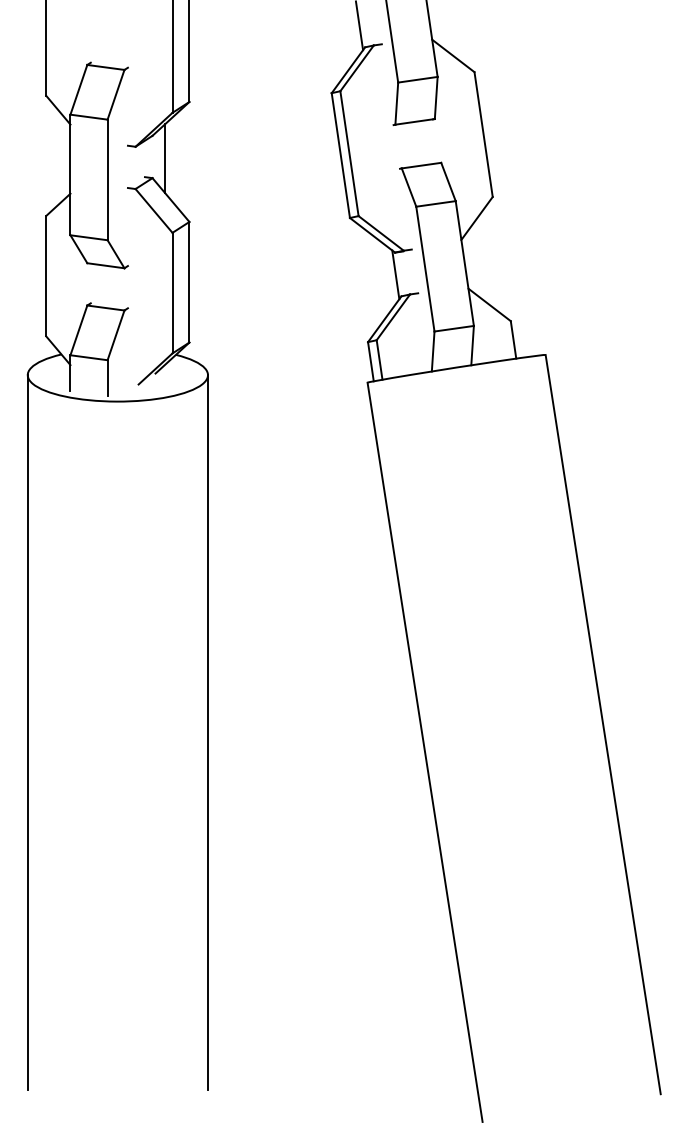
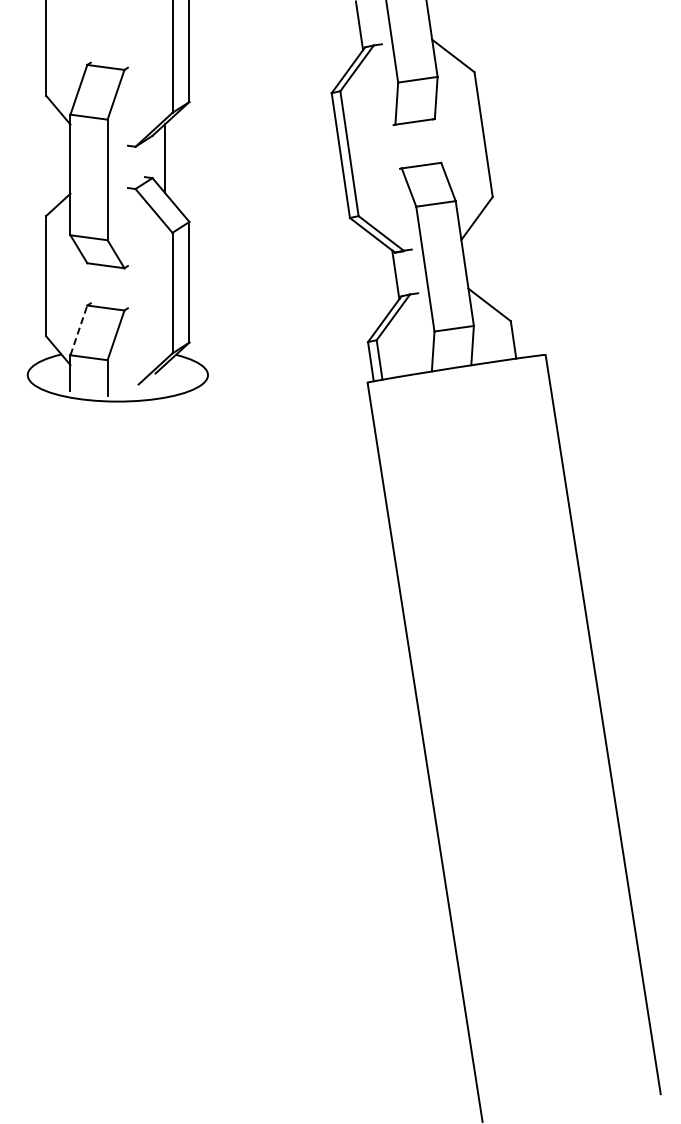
line: solid -> dashed (79, 329)
line: present -> none (27, 732)
line: present -> none (208, 732)
